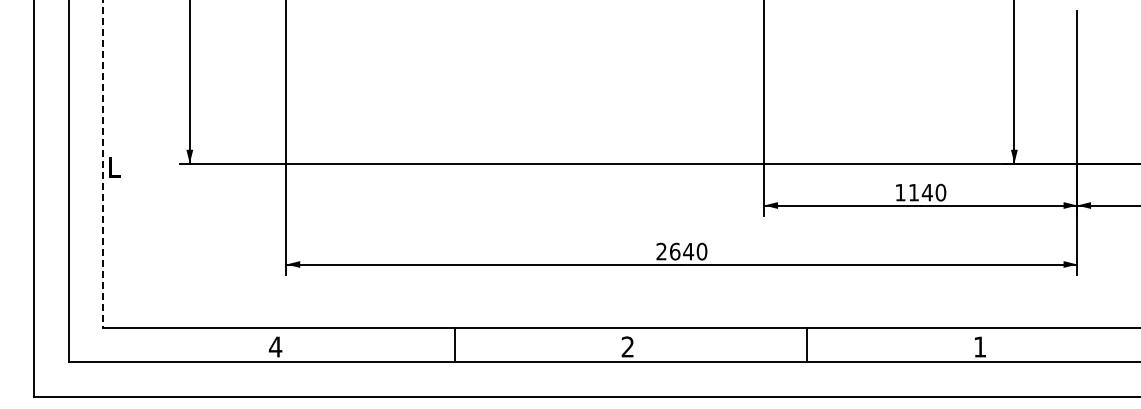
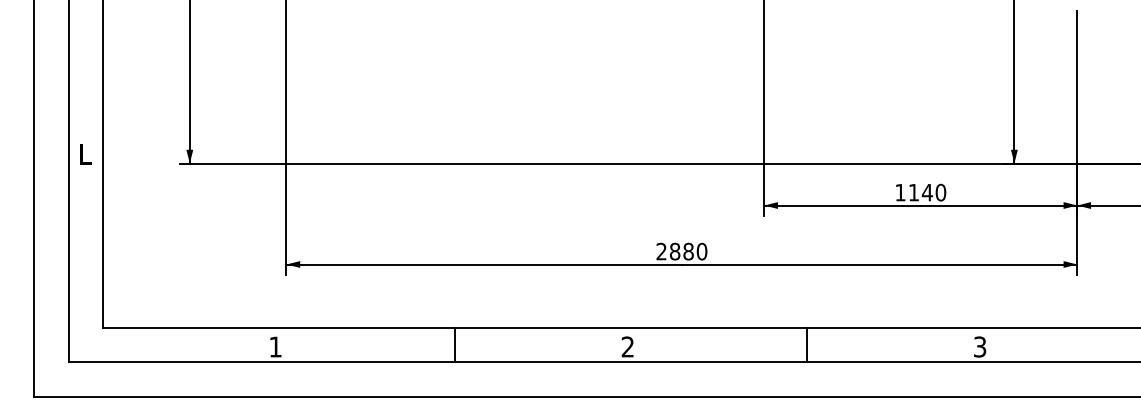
line: dashed -> solid (102, 164)
text position: (114, 167) -> (85, 154) (85, 154)
text: 2640 -> 2880 (681, 251)
text: 4 -> 1 (275, 346)
text: 1 -> 3 (980, 346)
